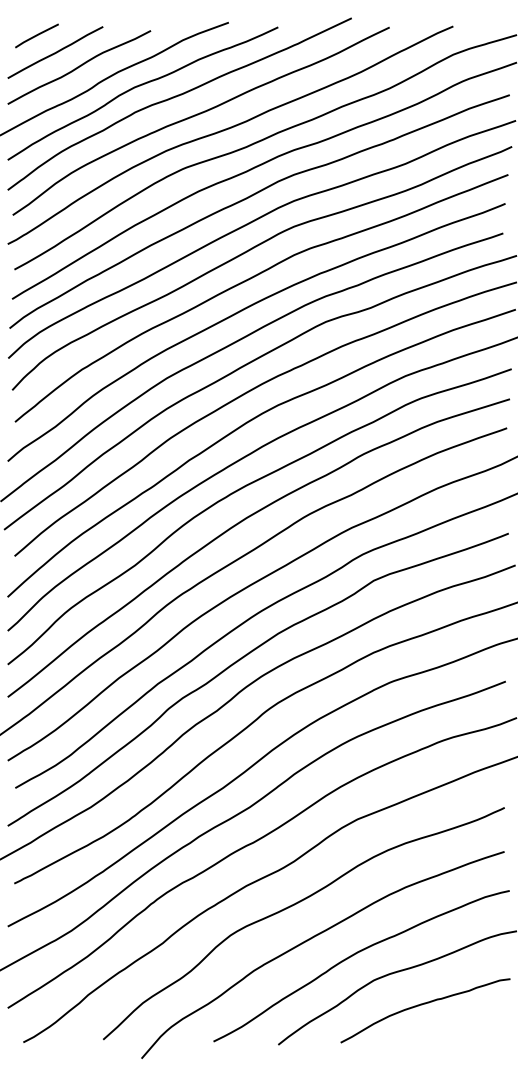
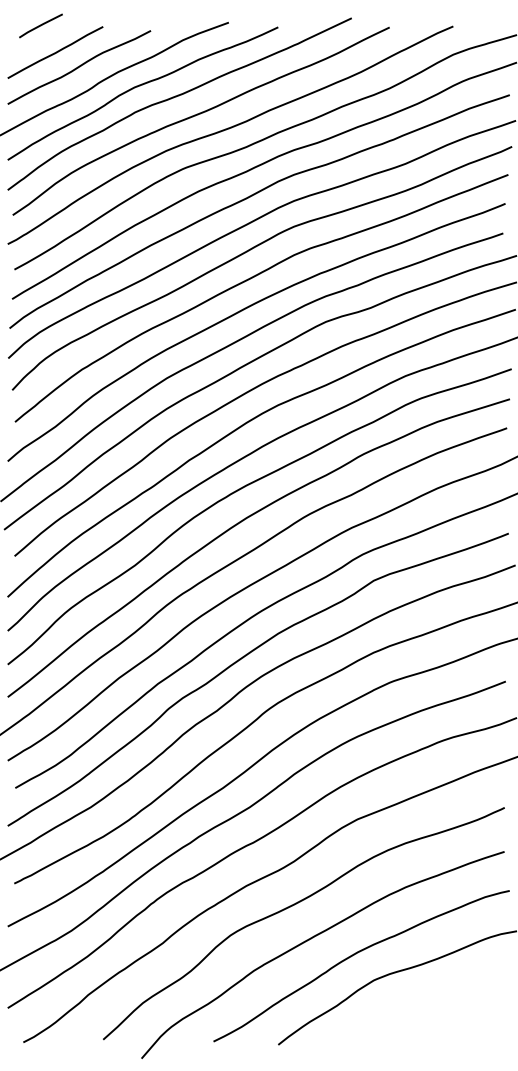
line position: (36, 35) -> (40, 25) (40, 25)
curve: present -> none (422, 1005)
